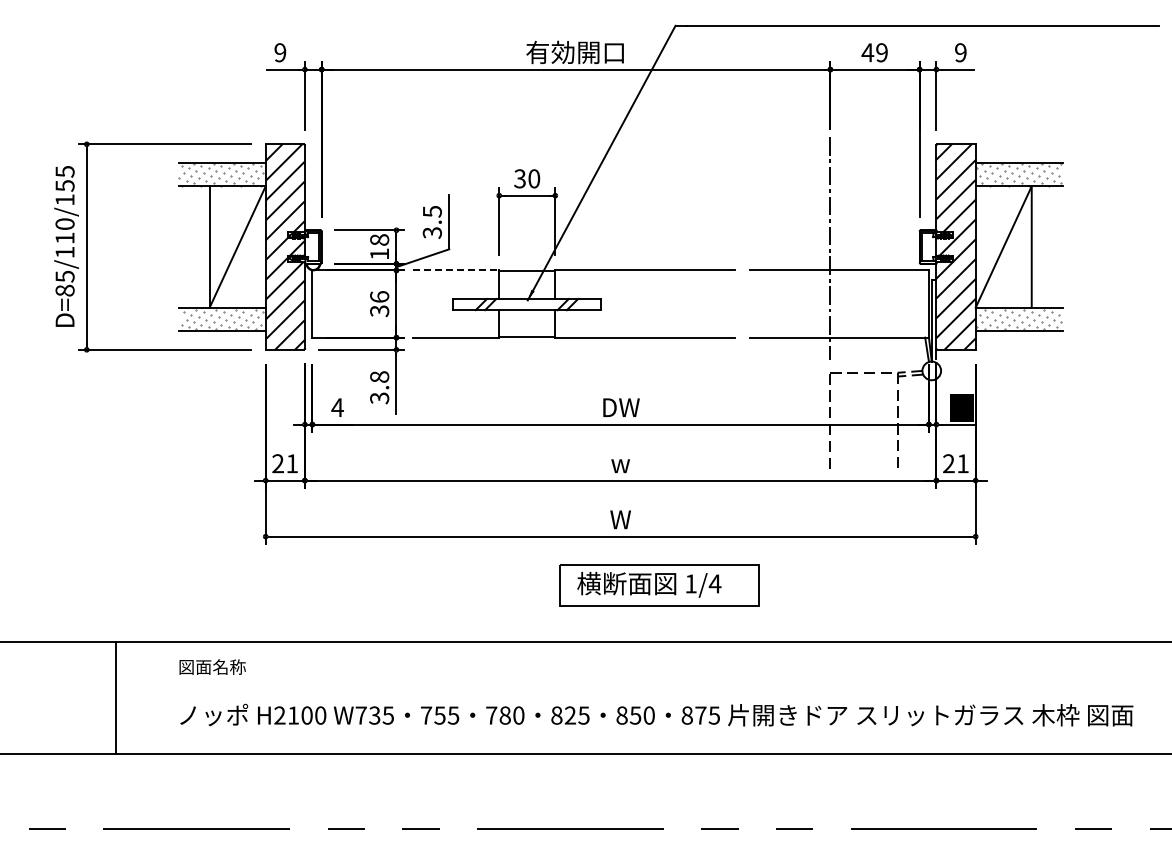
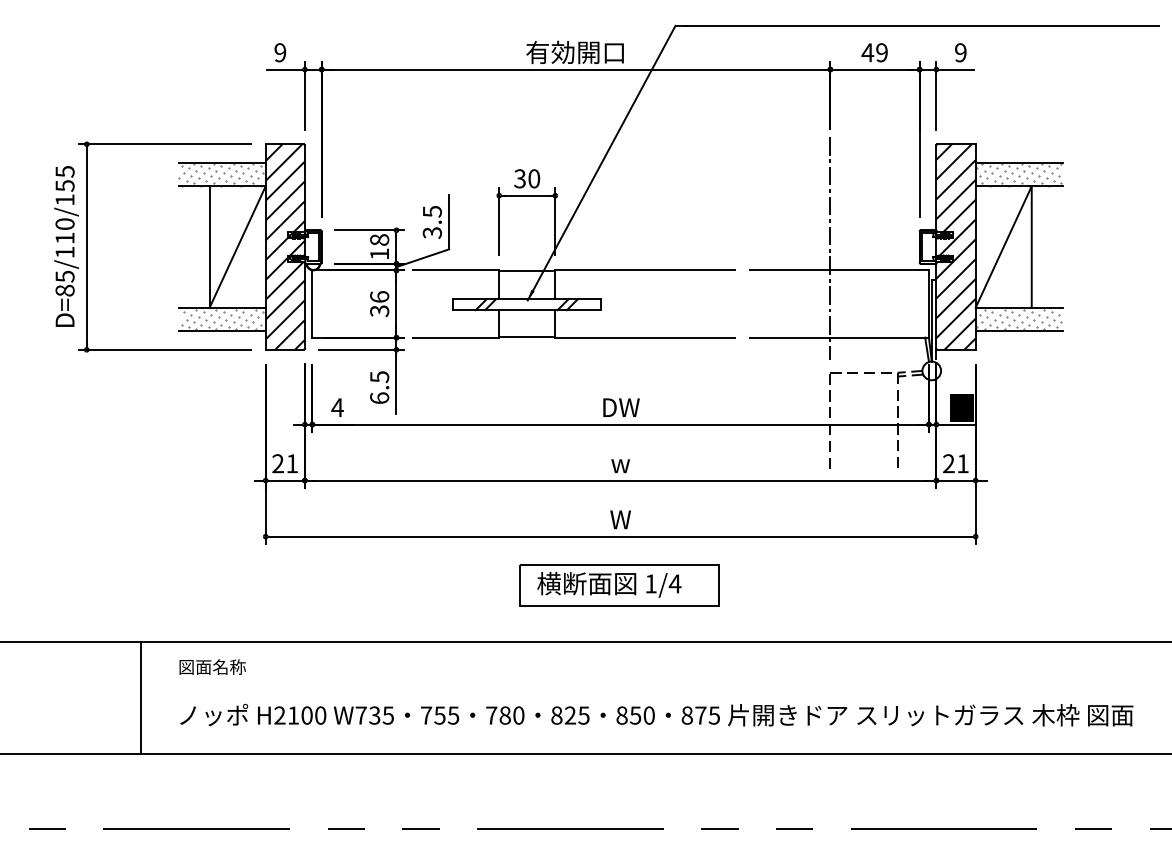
line: dashed -> solid (456, 270)
text: 3.8 -> 6.5 (379, 387)
part position: (659, 585) -> (619, 585) (619, 585)
line position: (115, 698) -> (140, 698) (140, 698)
